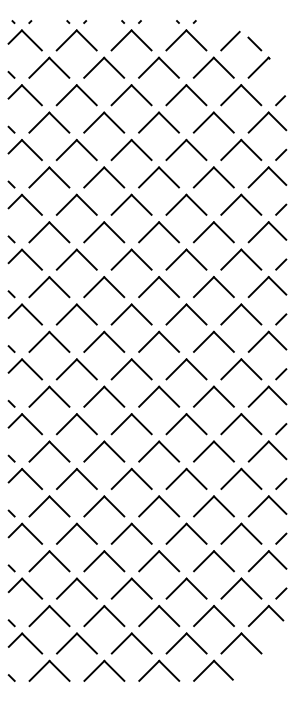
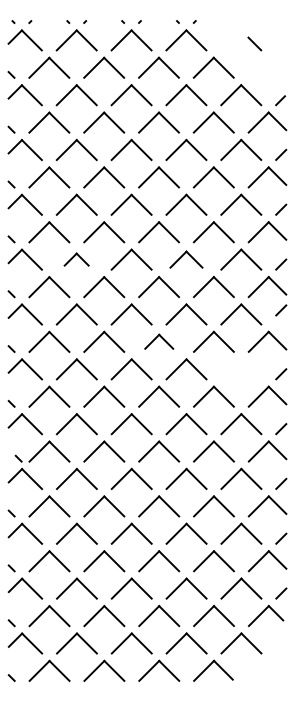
line: present -> none (230, 40)
line: present -> none (258, 67)
part size: 43x23 px -> 27x15 px (76, 259)
part size: 43x23 px -> 35x19 px (186, 259)
line position: (281, 319) -> (281, 310) (281, 310)
part size: 43x23 px -> 31x17 px (159, 341)
part: present -> none (237, 364)
line position: (11, 458) -> (18, 458) (18, 458)
